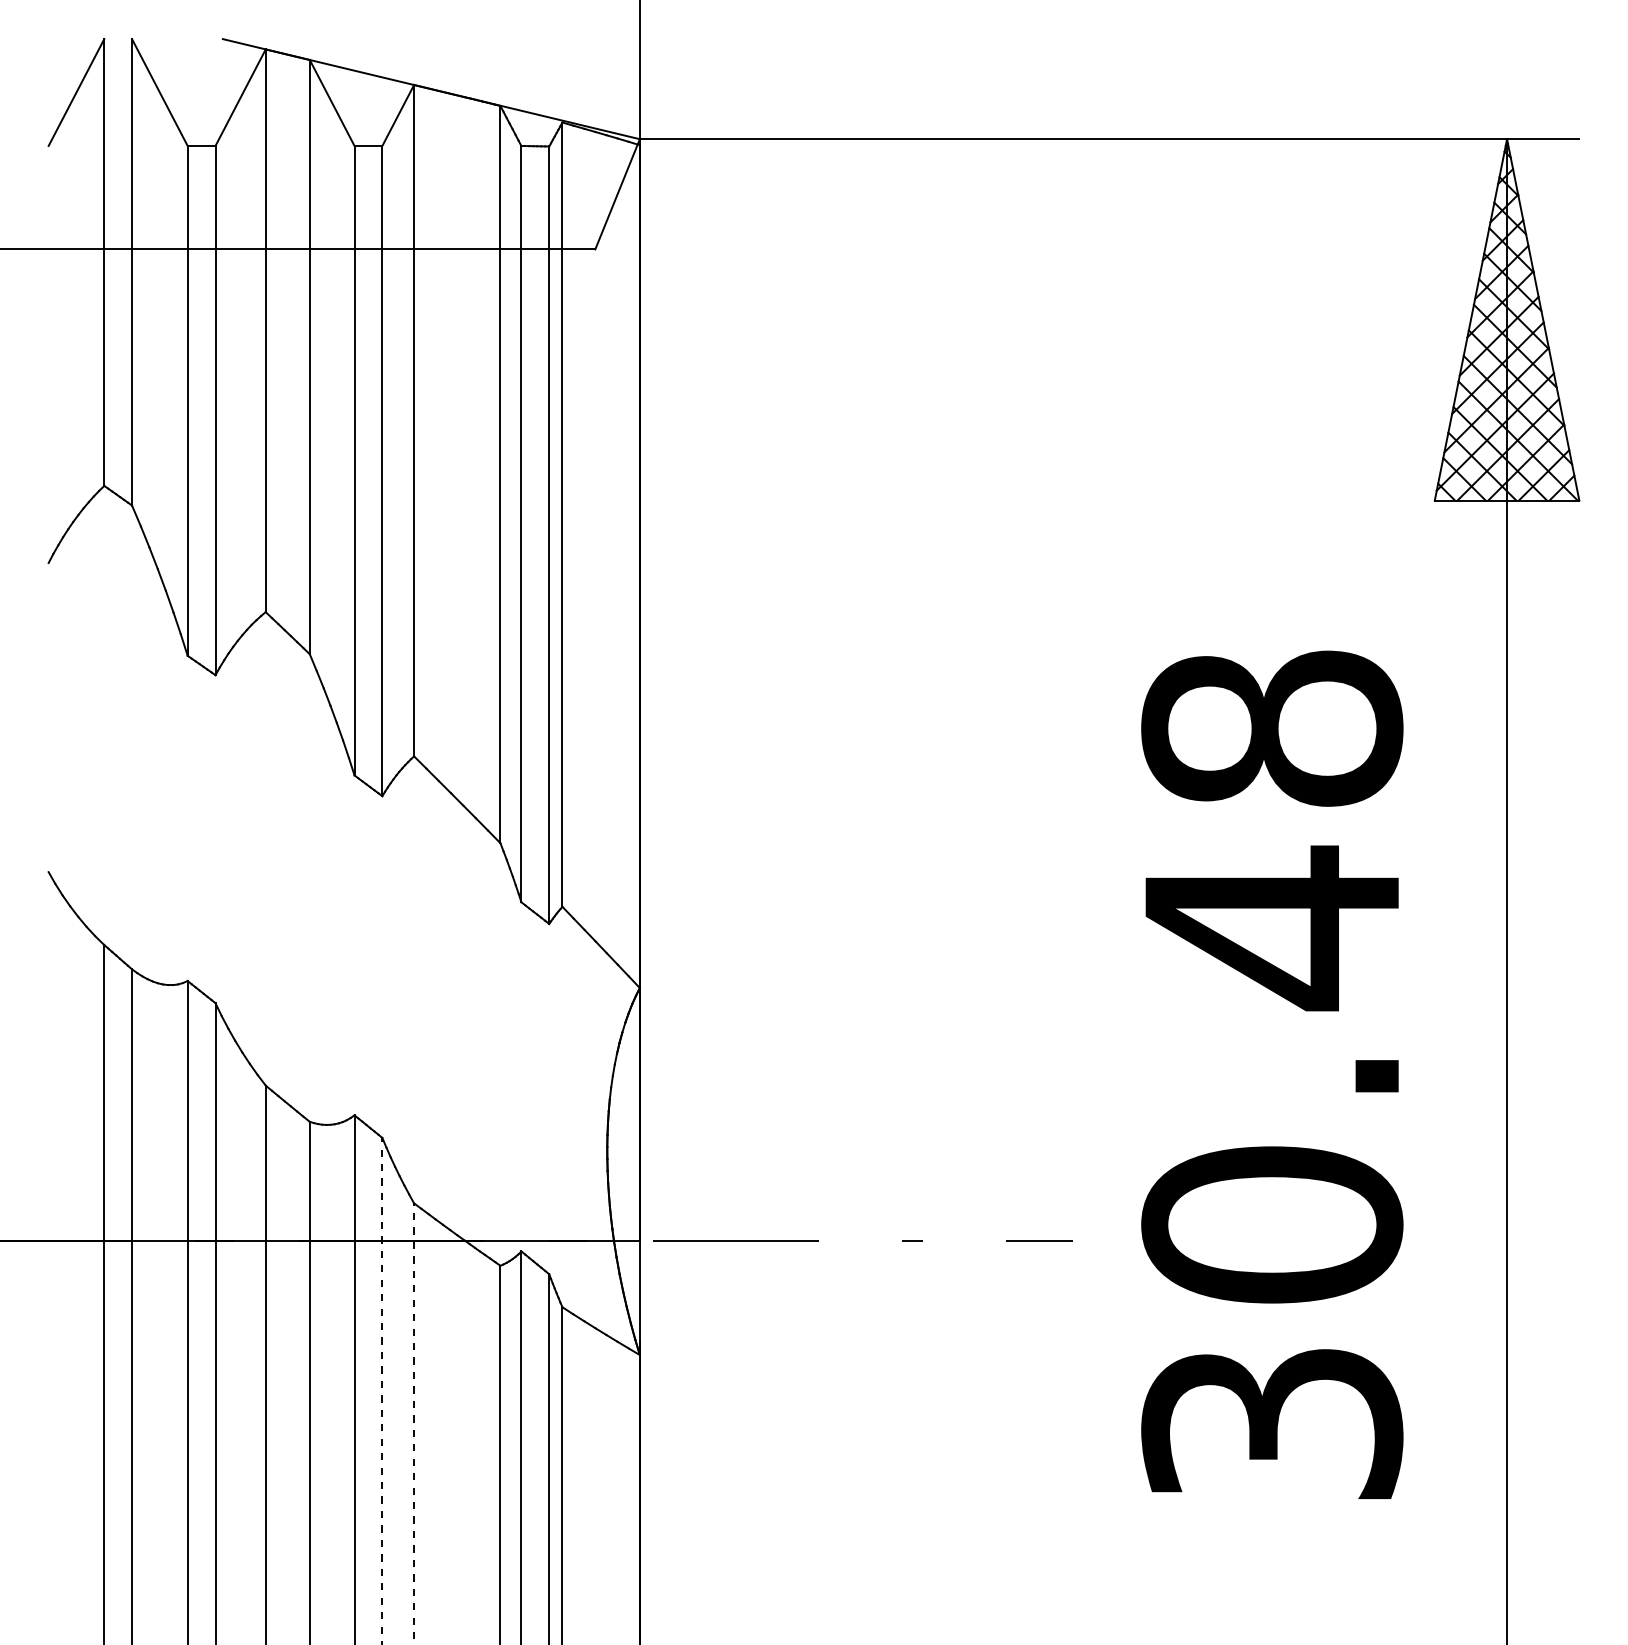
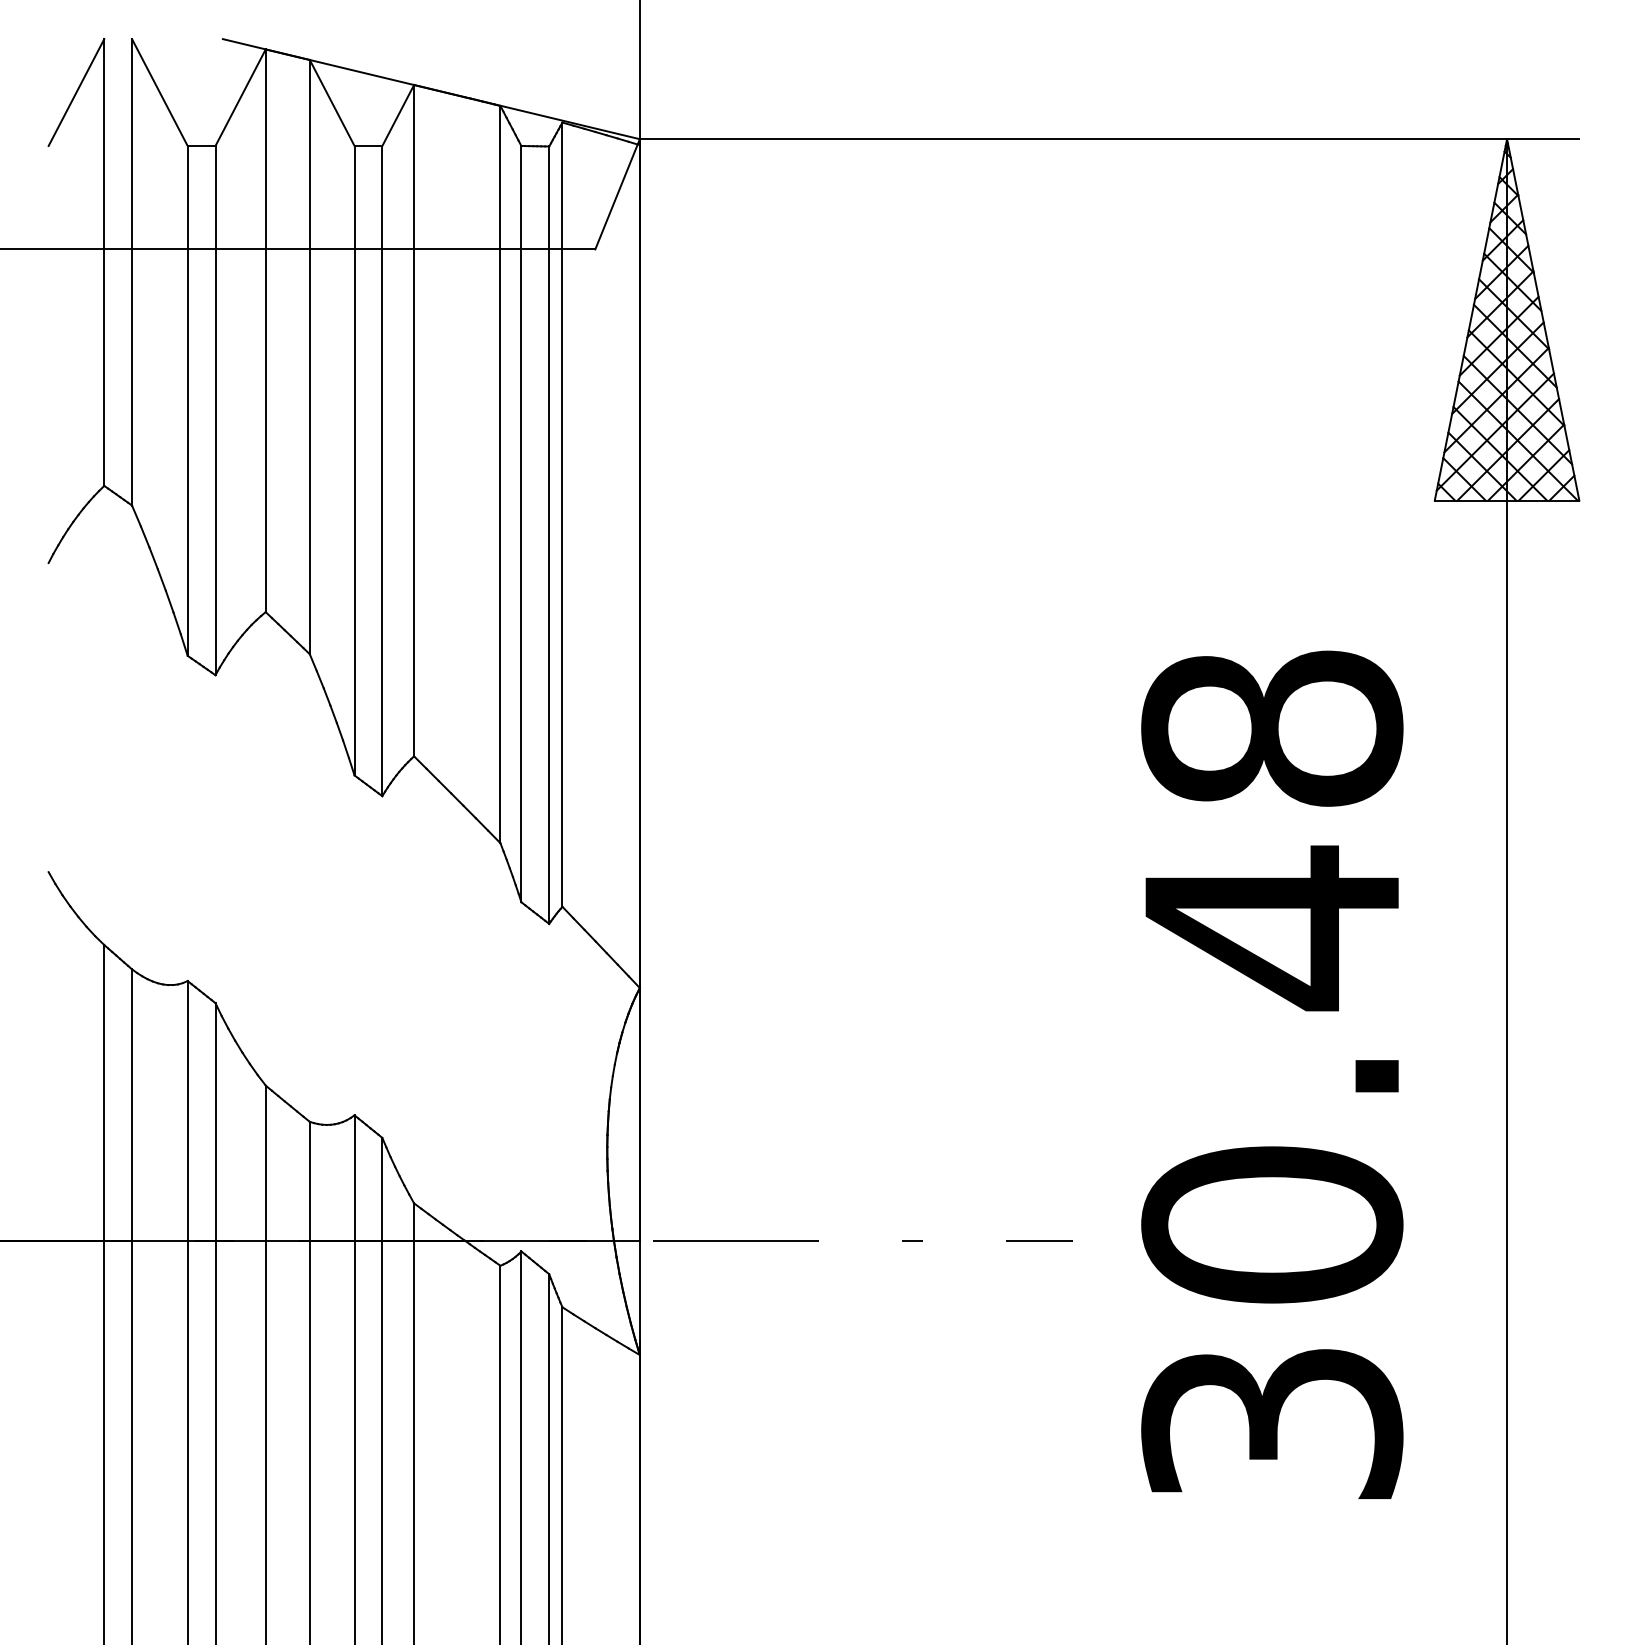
line: dashed -> solid (382, 1390)
line: dashed -> solid (414, 1423)
